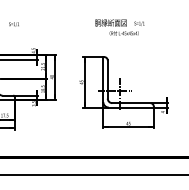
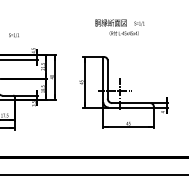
text position: (13, 24) -> (13, 35) (13, 35)
